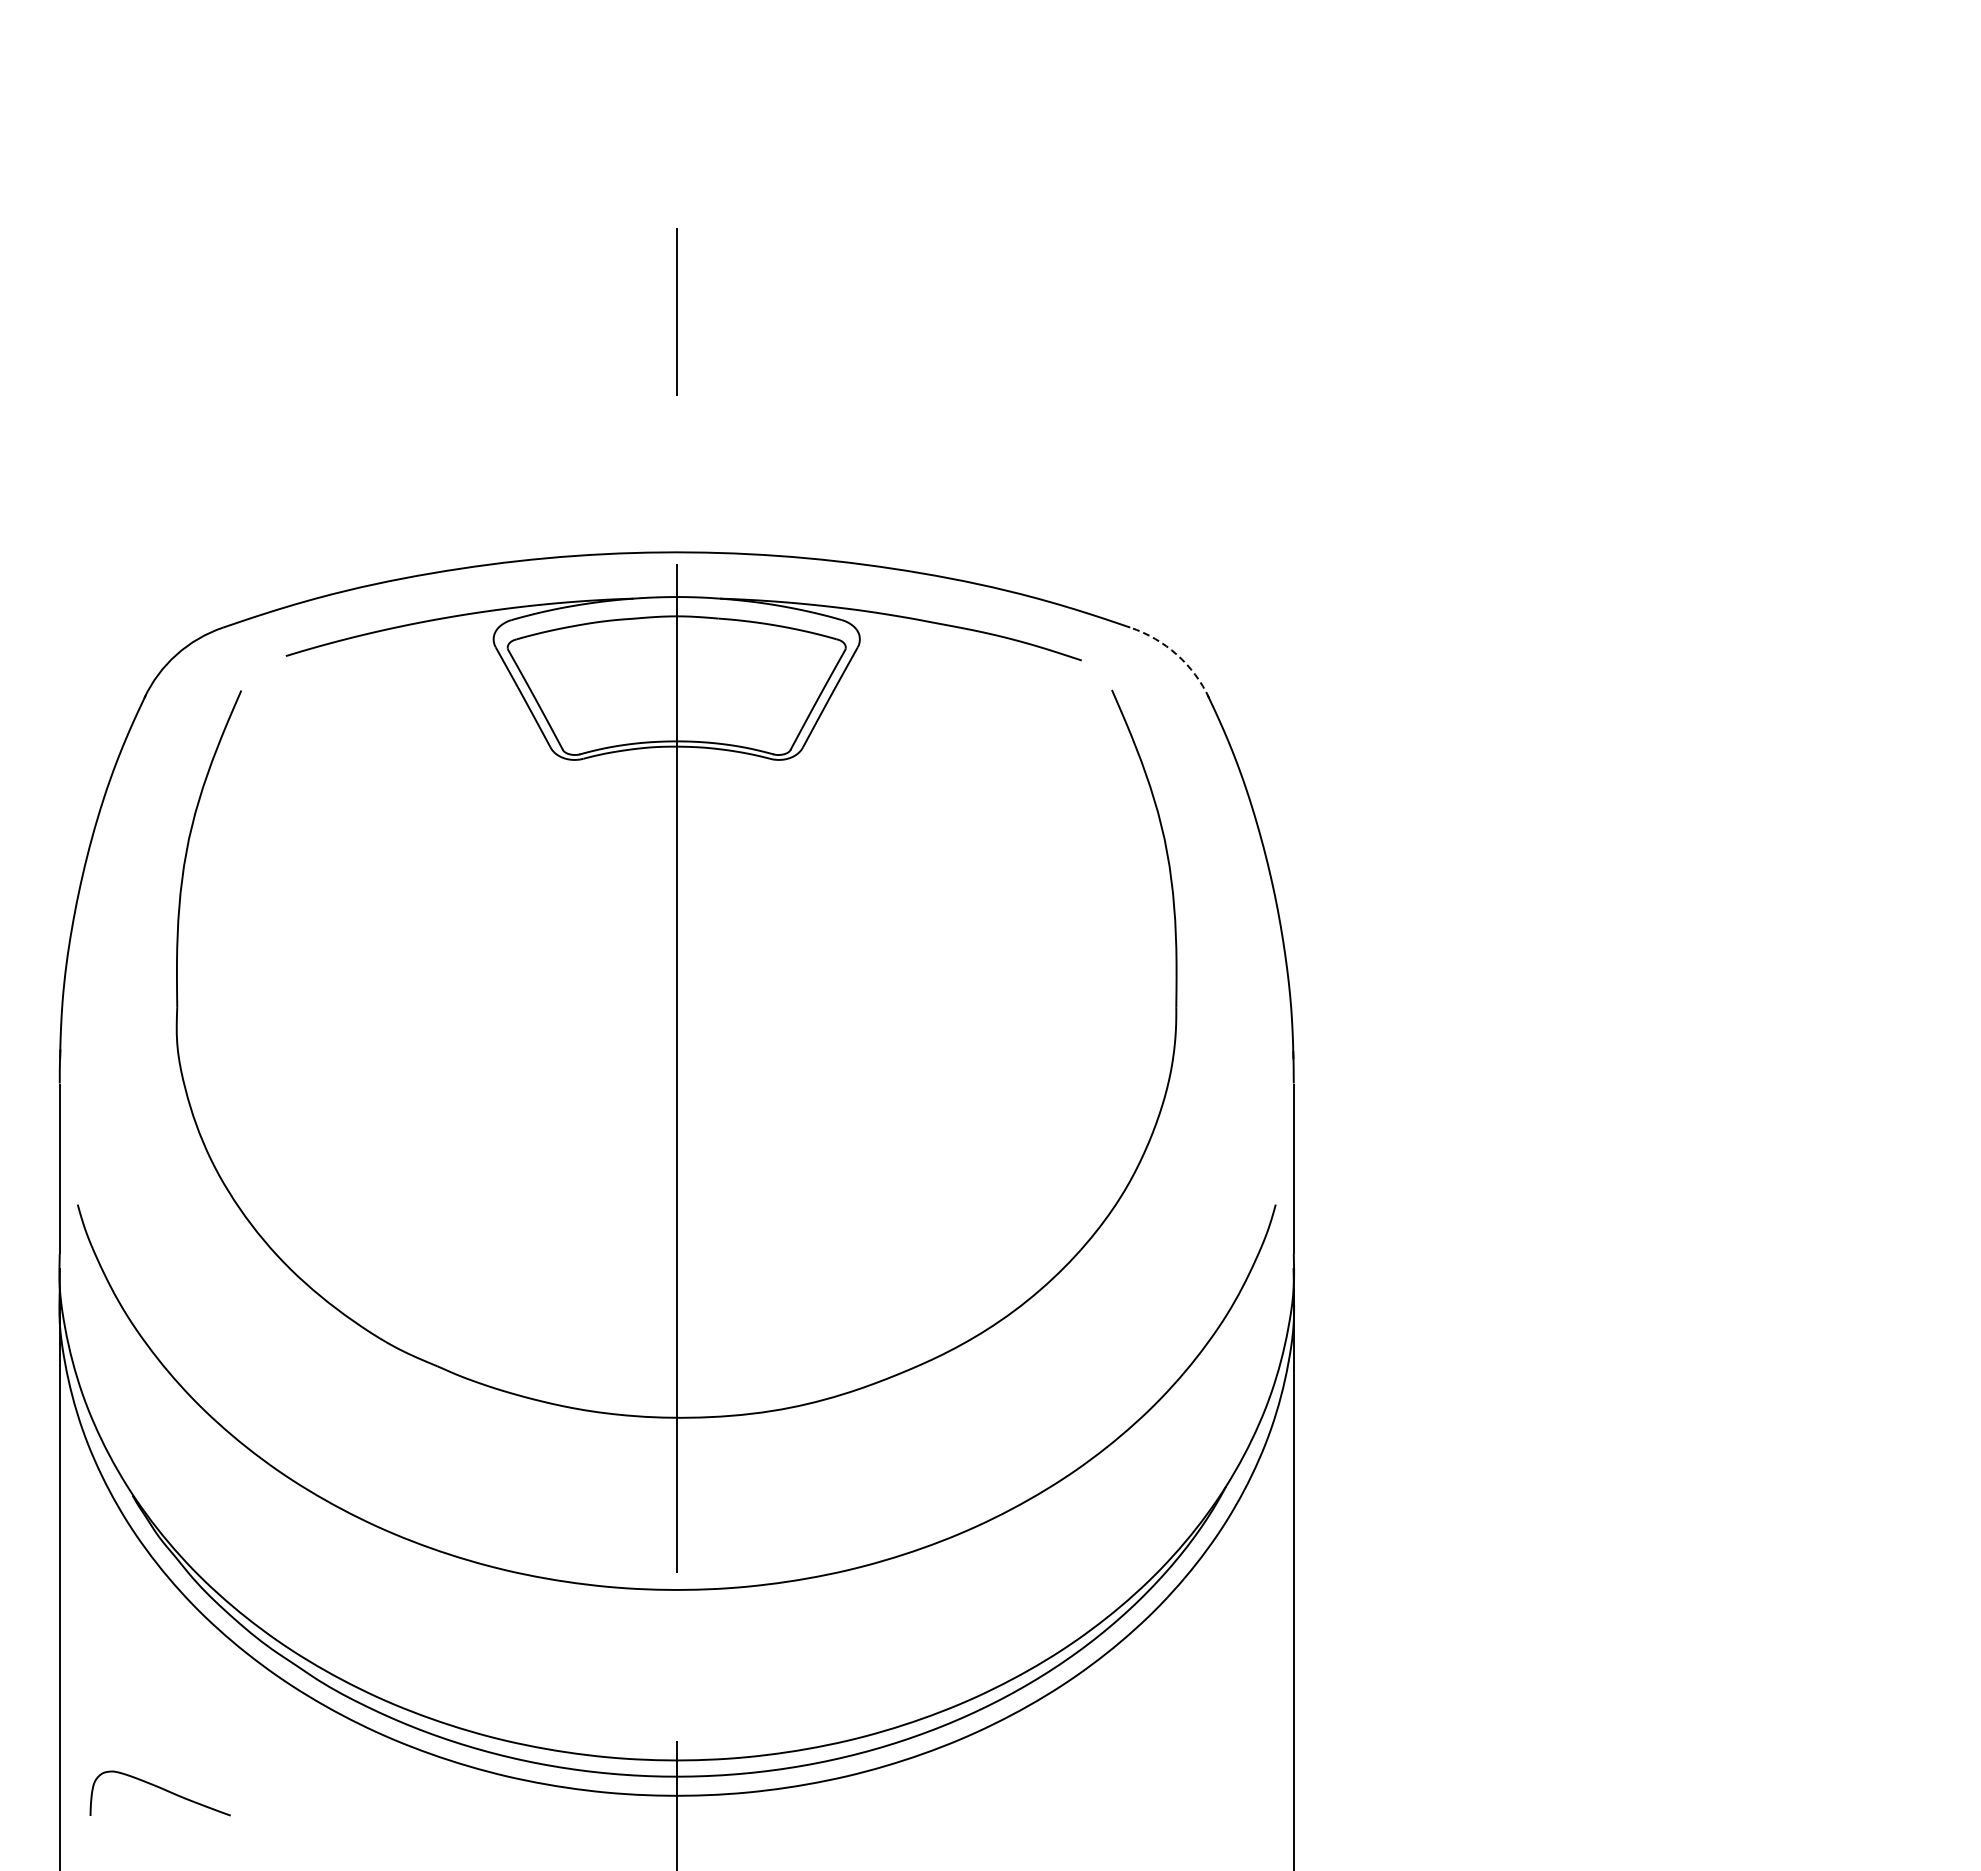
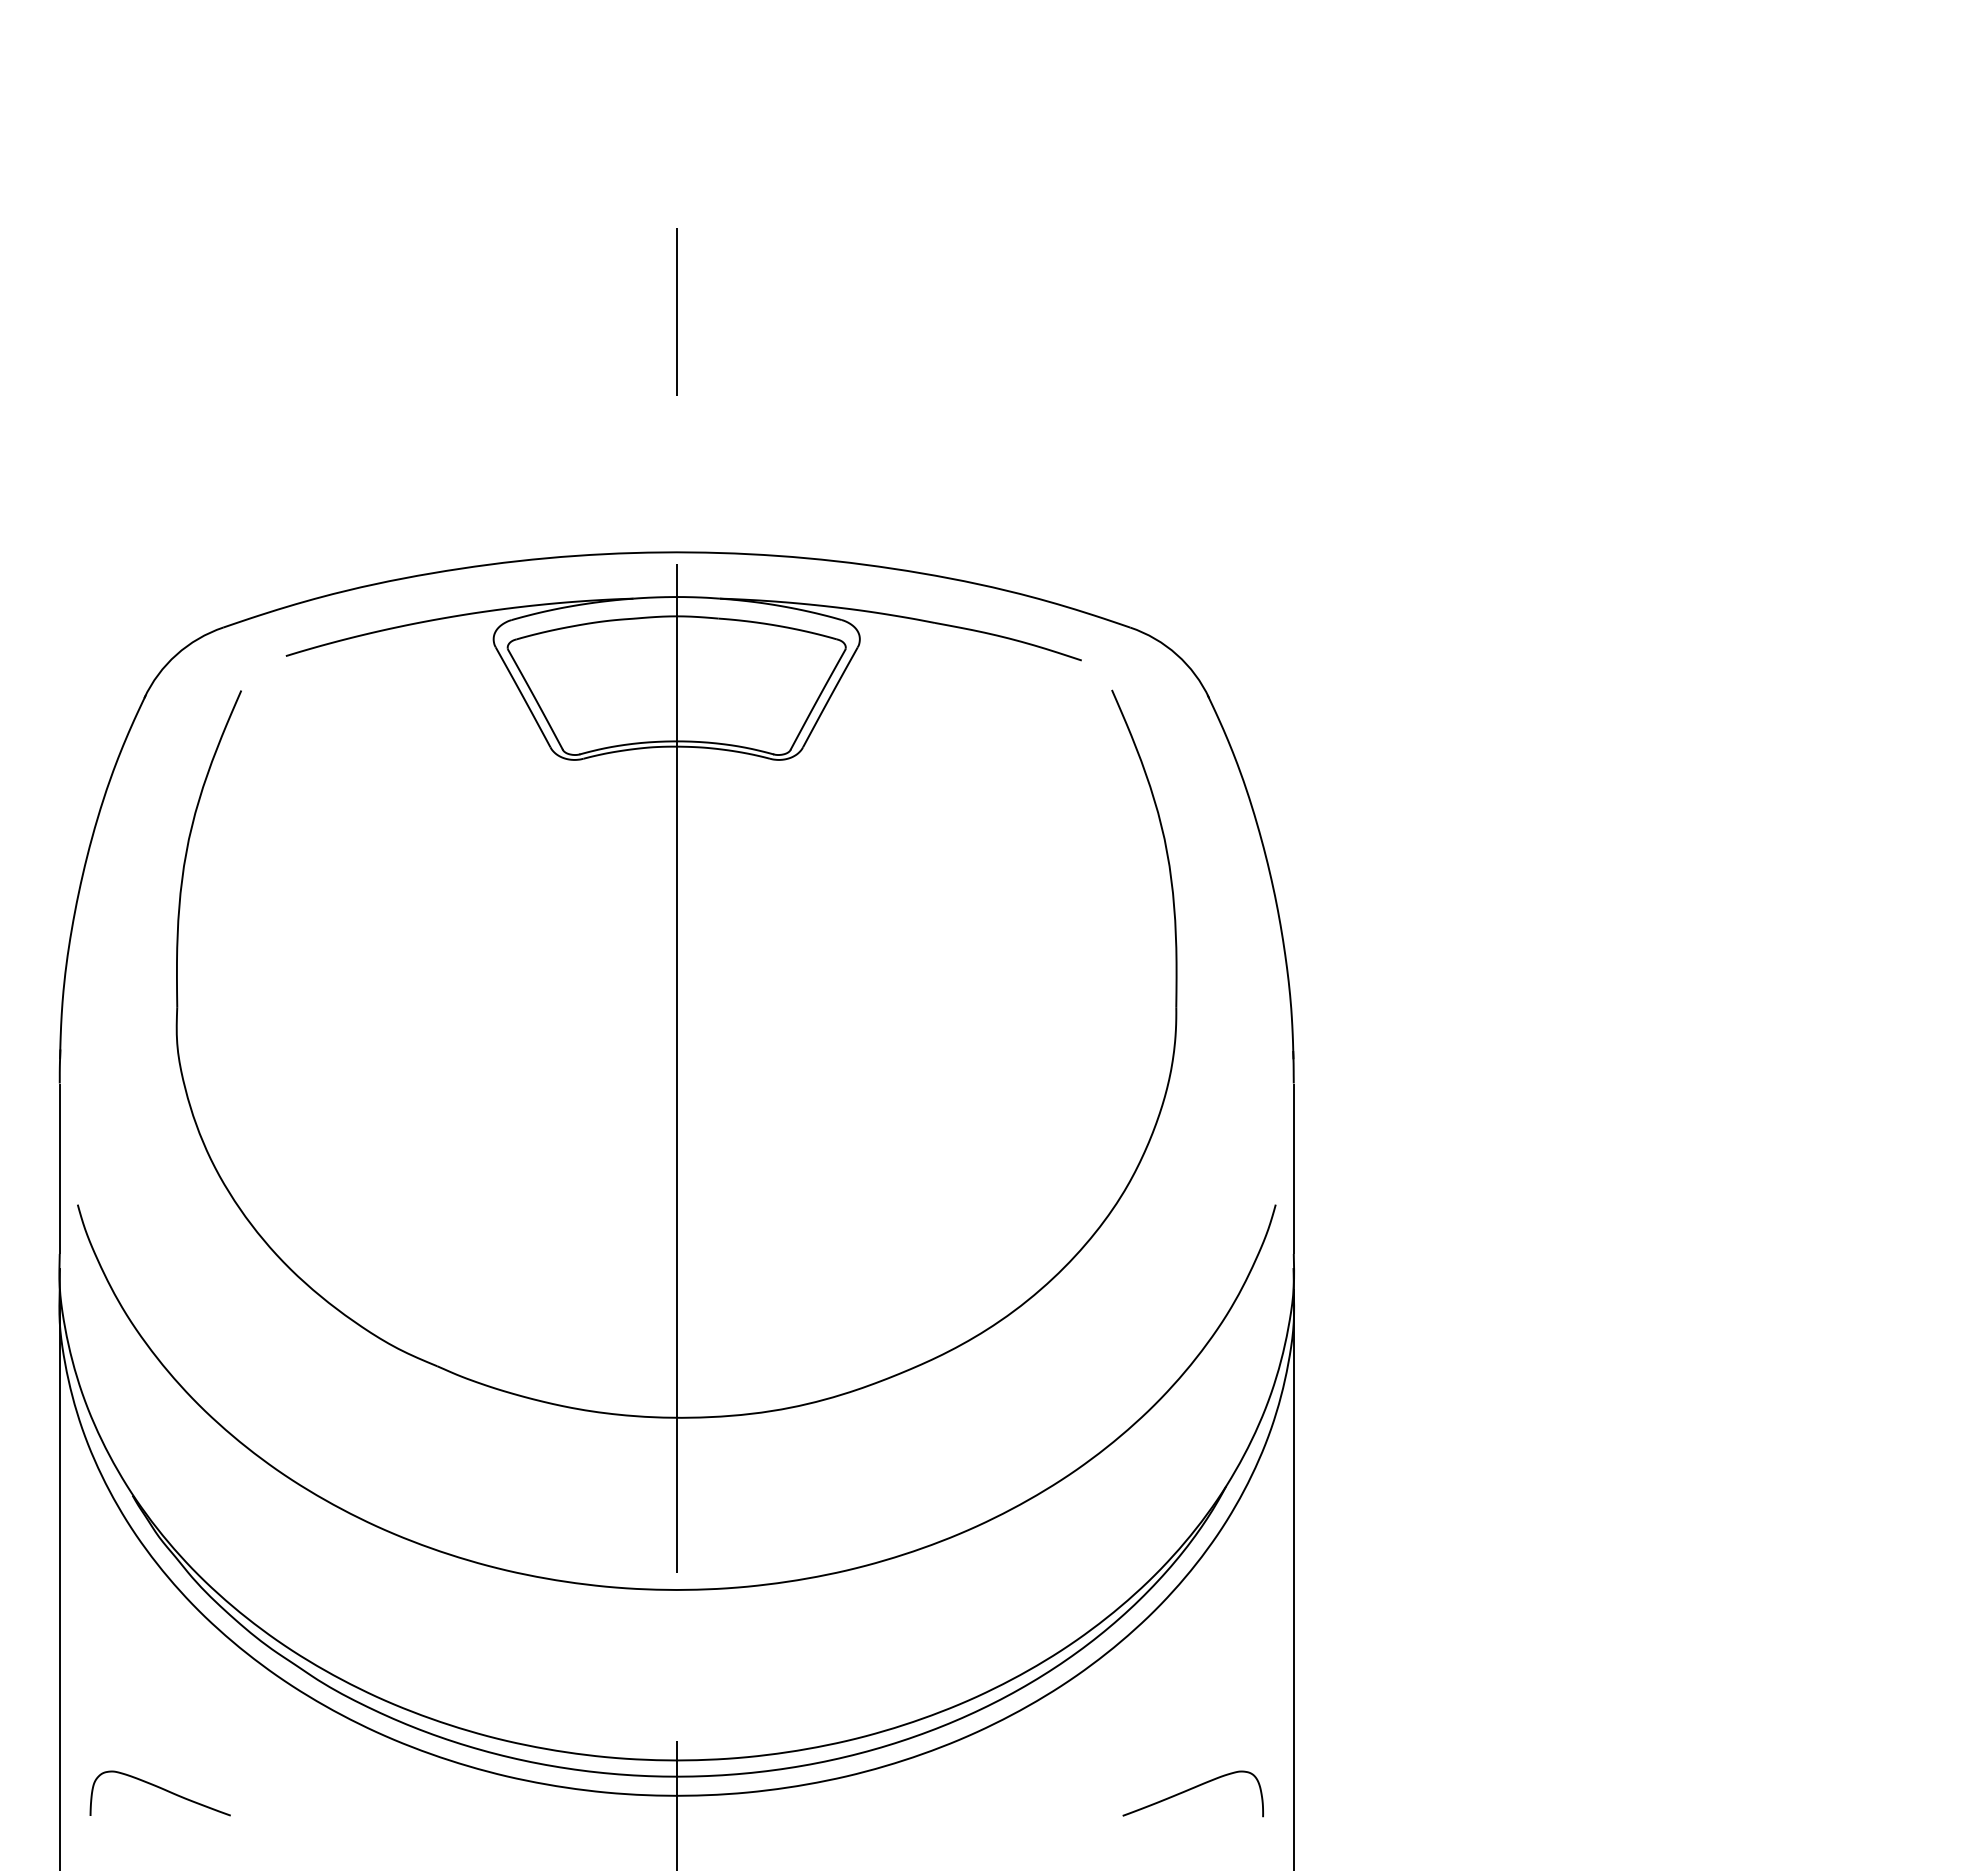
arc: dashed -> solid (1177, 654)
curve: none -> present (1190, 1790)
